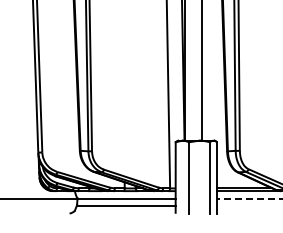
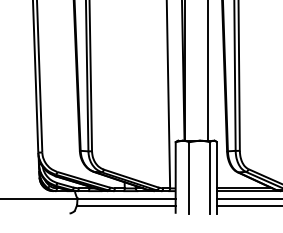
line position: (201, 71) -> (207, 71) (207, 71)
line: dashed -> solid (249, 198)
line: none -> present (248, 205)
